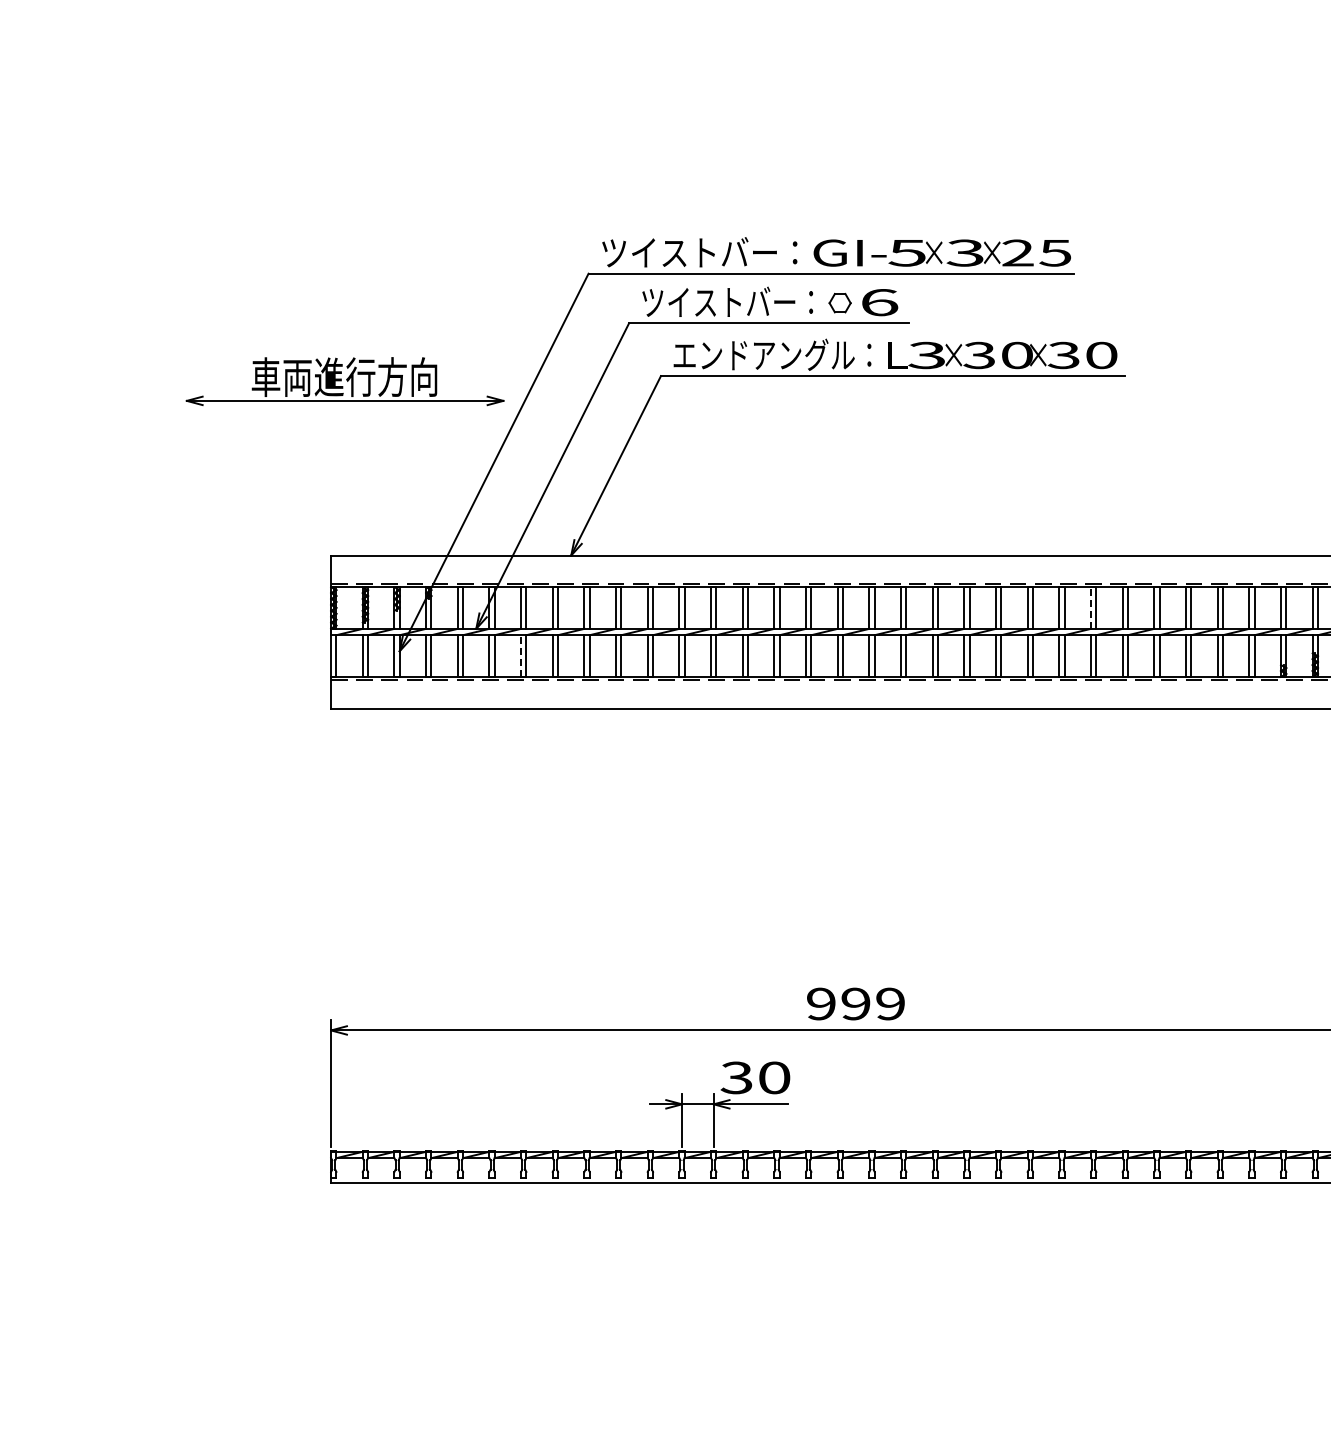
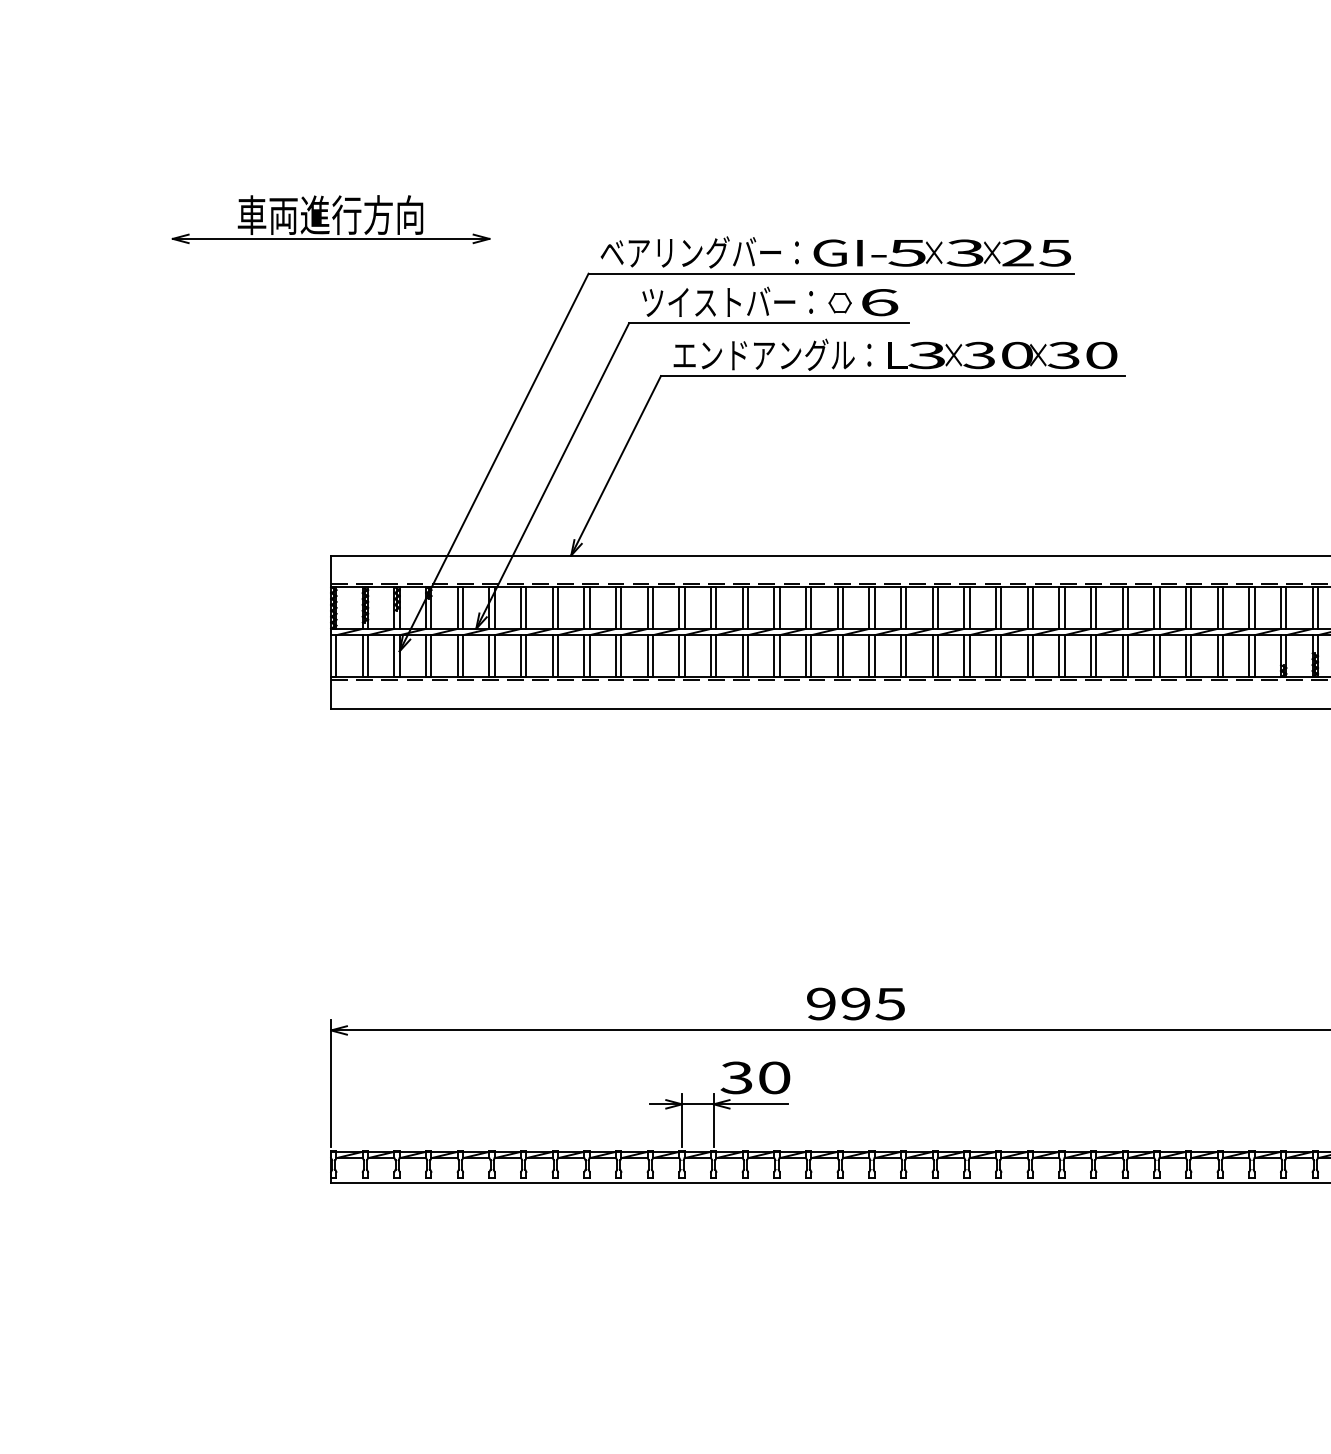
text: ツイストバー： -> ベアリングバー： (699, 252)
part position: (344, 381) -> (330, 219) (330, 219)
line: dashed -> solid (1091, 608)
line: dashed -> solid (521, 656)
text: 999 -> 995 (889, 1003)
